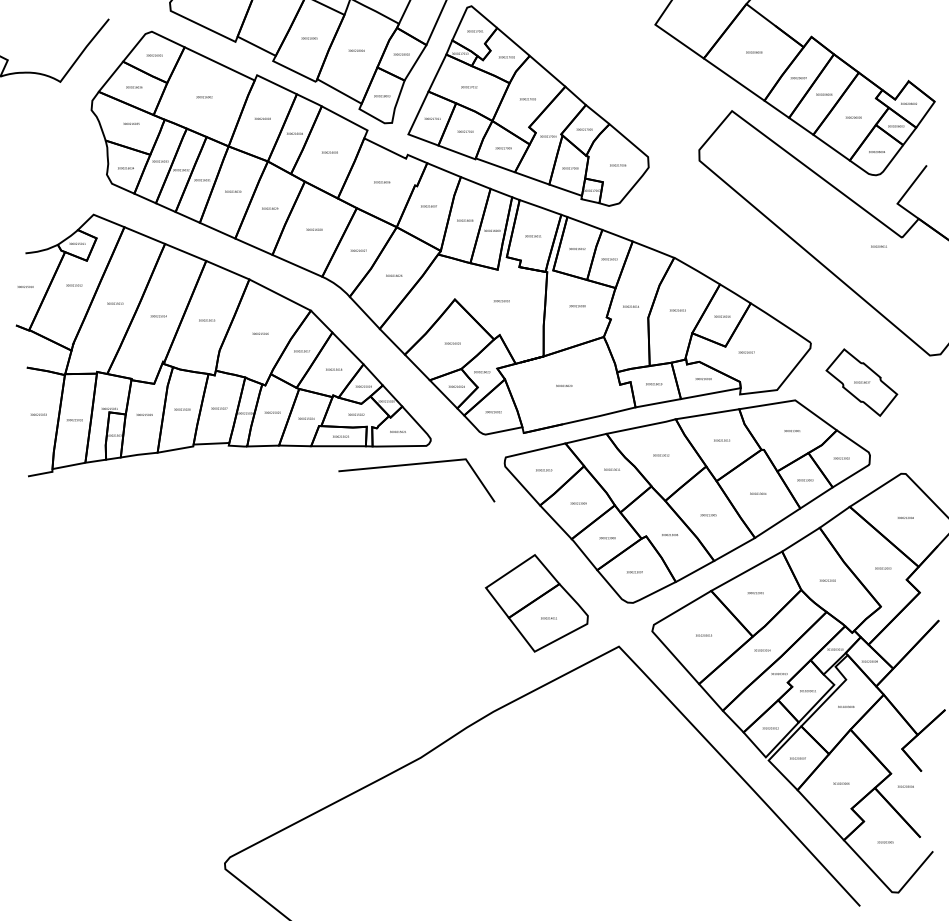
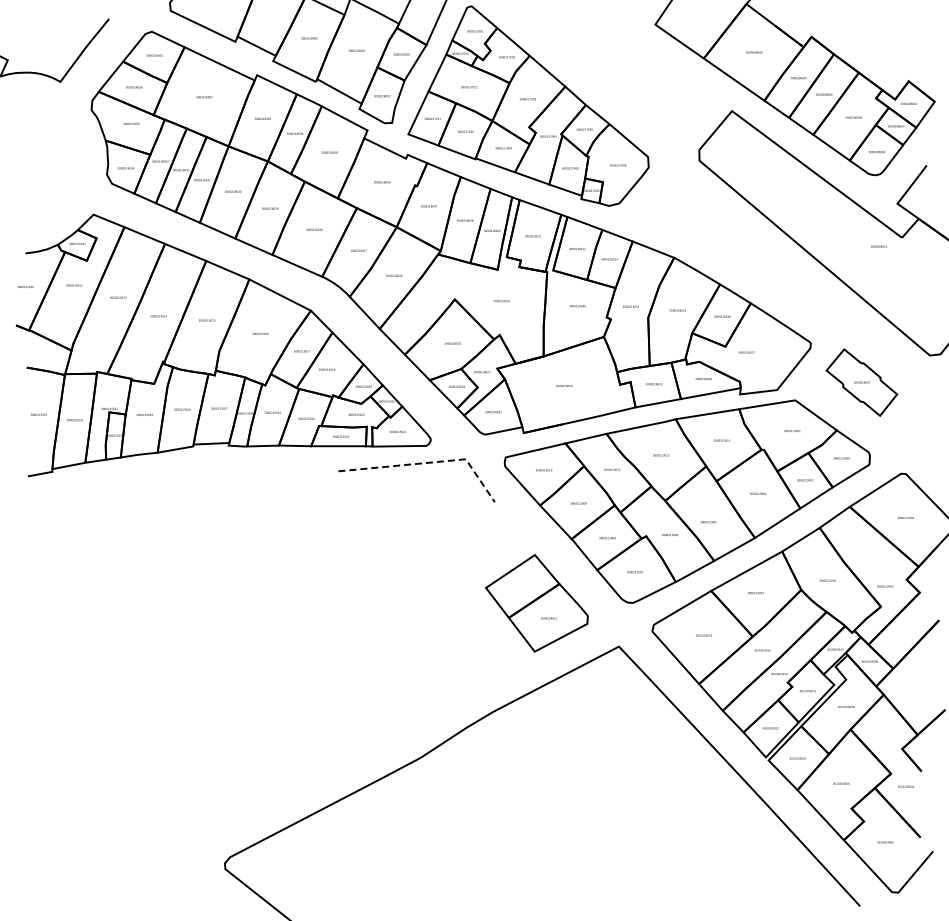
text position: (115, 303) -> (118, 297) (118, 297)
text position: (334, 369) -> (327, 369) (327, 369)
line: solid -> dashed (428, 462)
text position: (708, 515) -> (708, 522) (708, 522)
text position: (883, 568) -> (885, 586) (885, 586)
